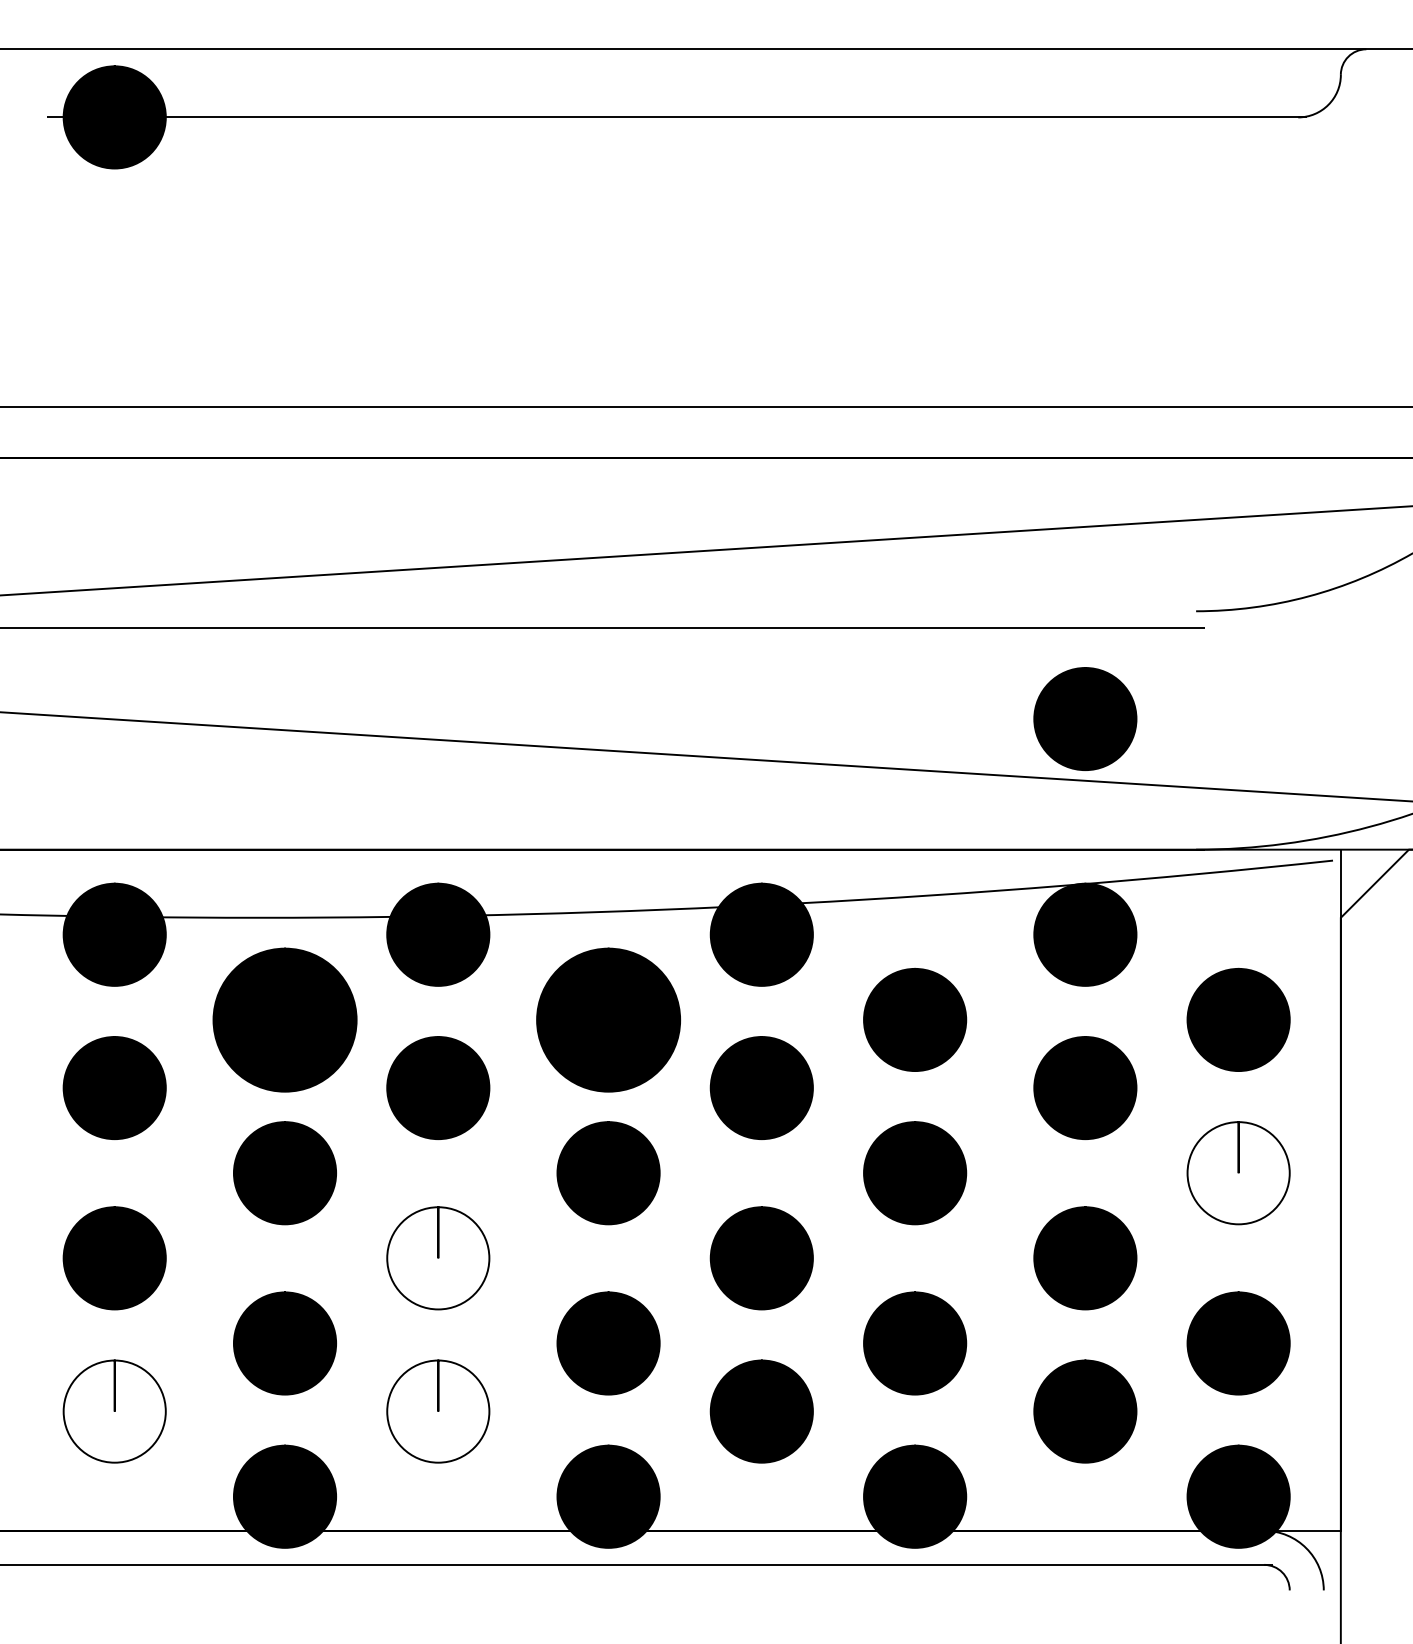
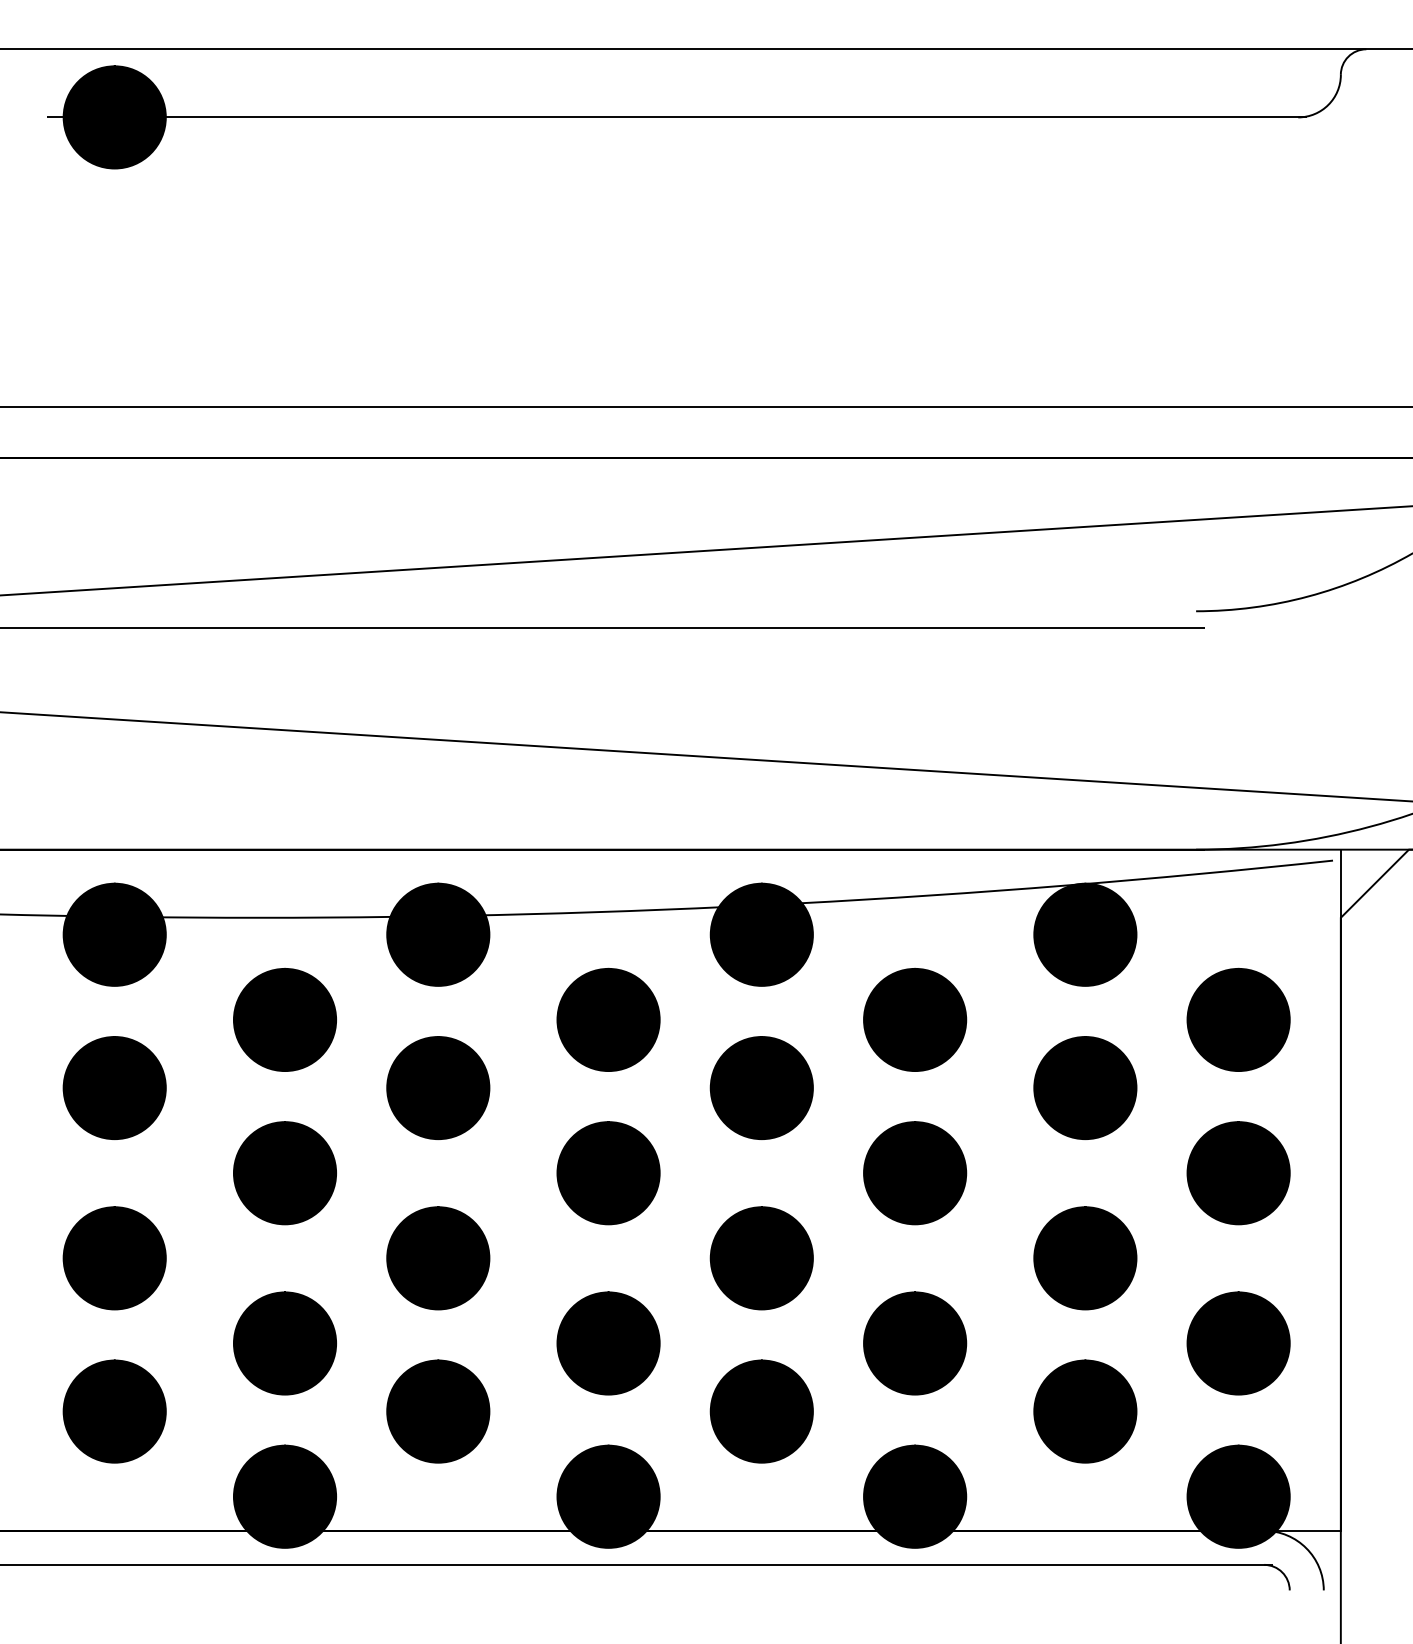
part: present -> none (1085, 718)
part size: 146x146 px -> 104x105 px (284, 1019)
part size: 145x146 px -> 105x105 px (608, 1019)
fill: none -> present (1238, 1173)
fill: none -> present (438, 1258)
fill: none -> present (114, 1411)
fill: none -> present (438, 1411)
